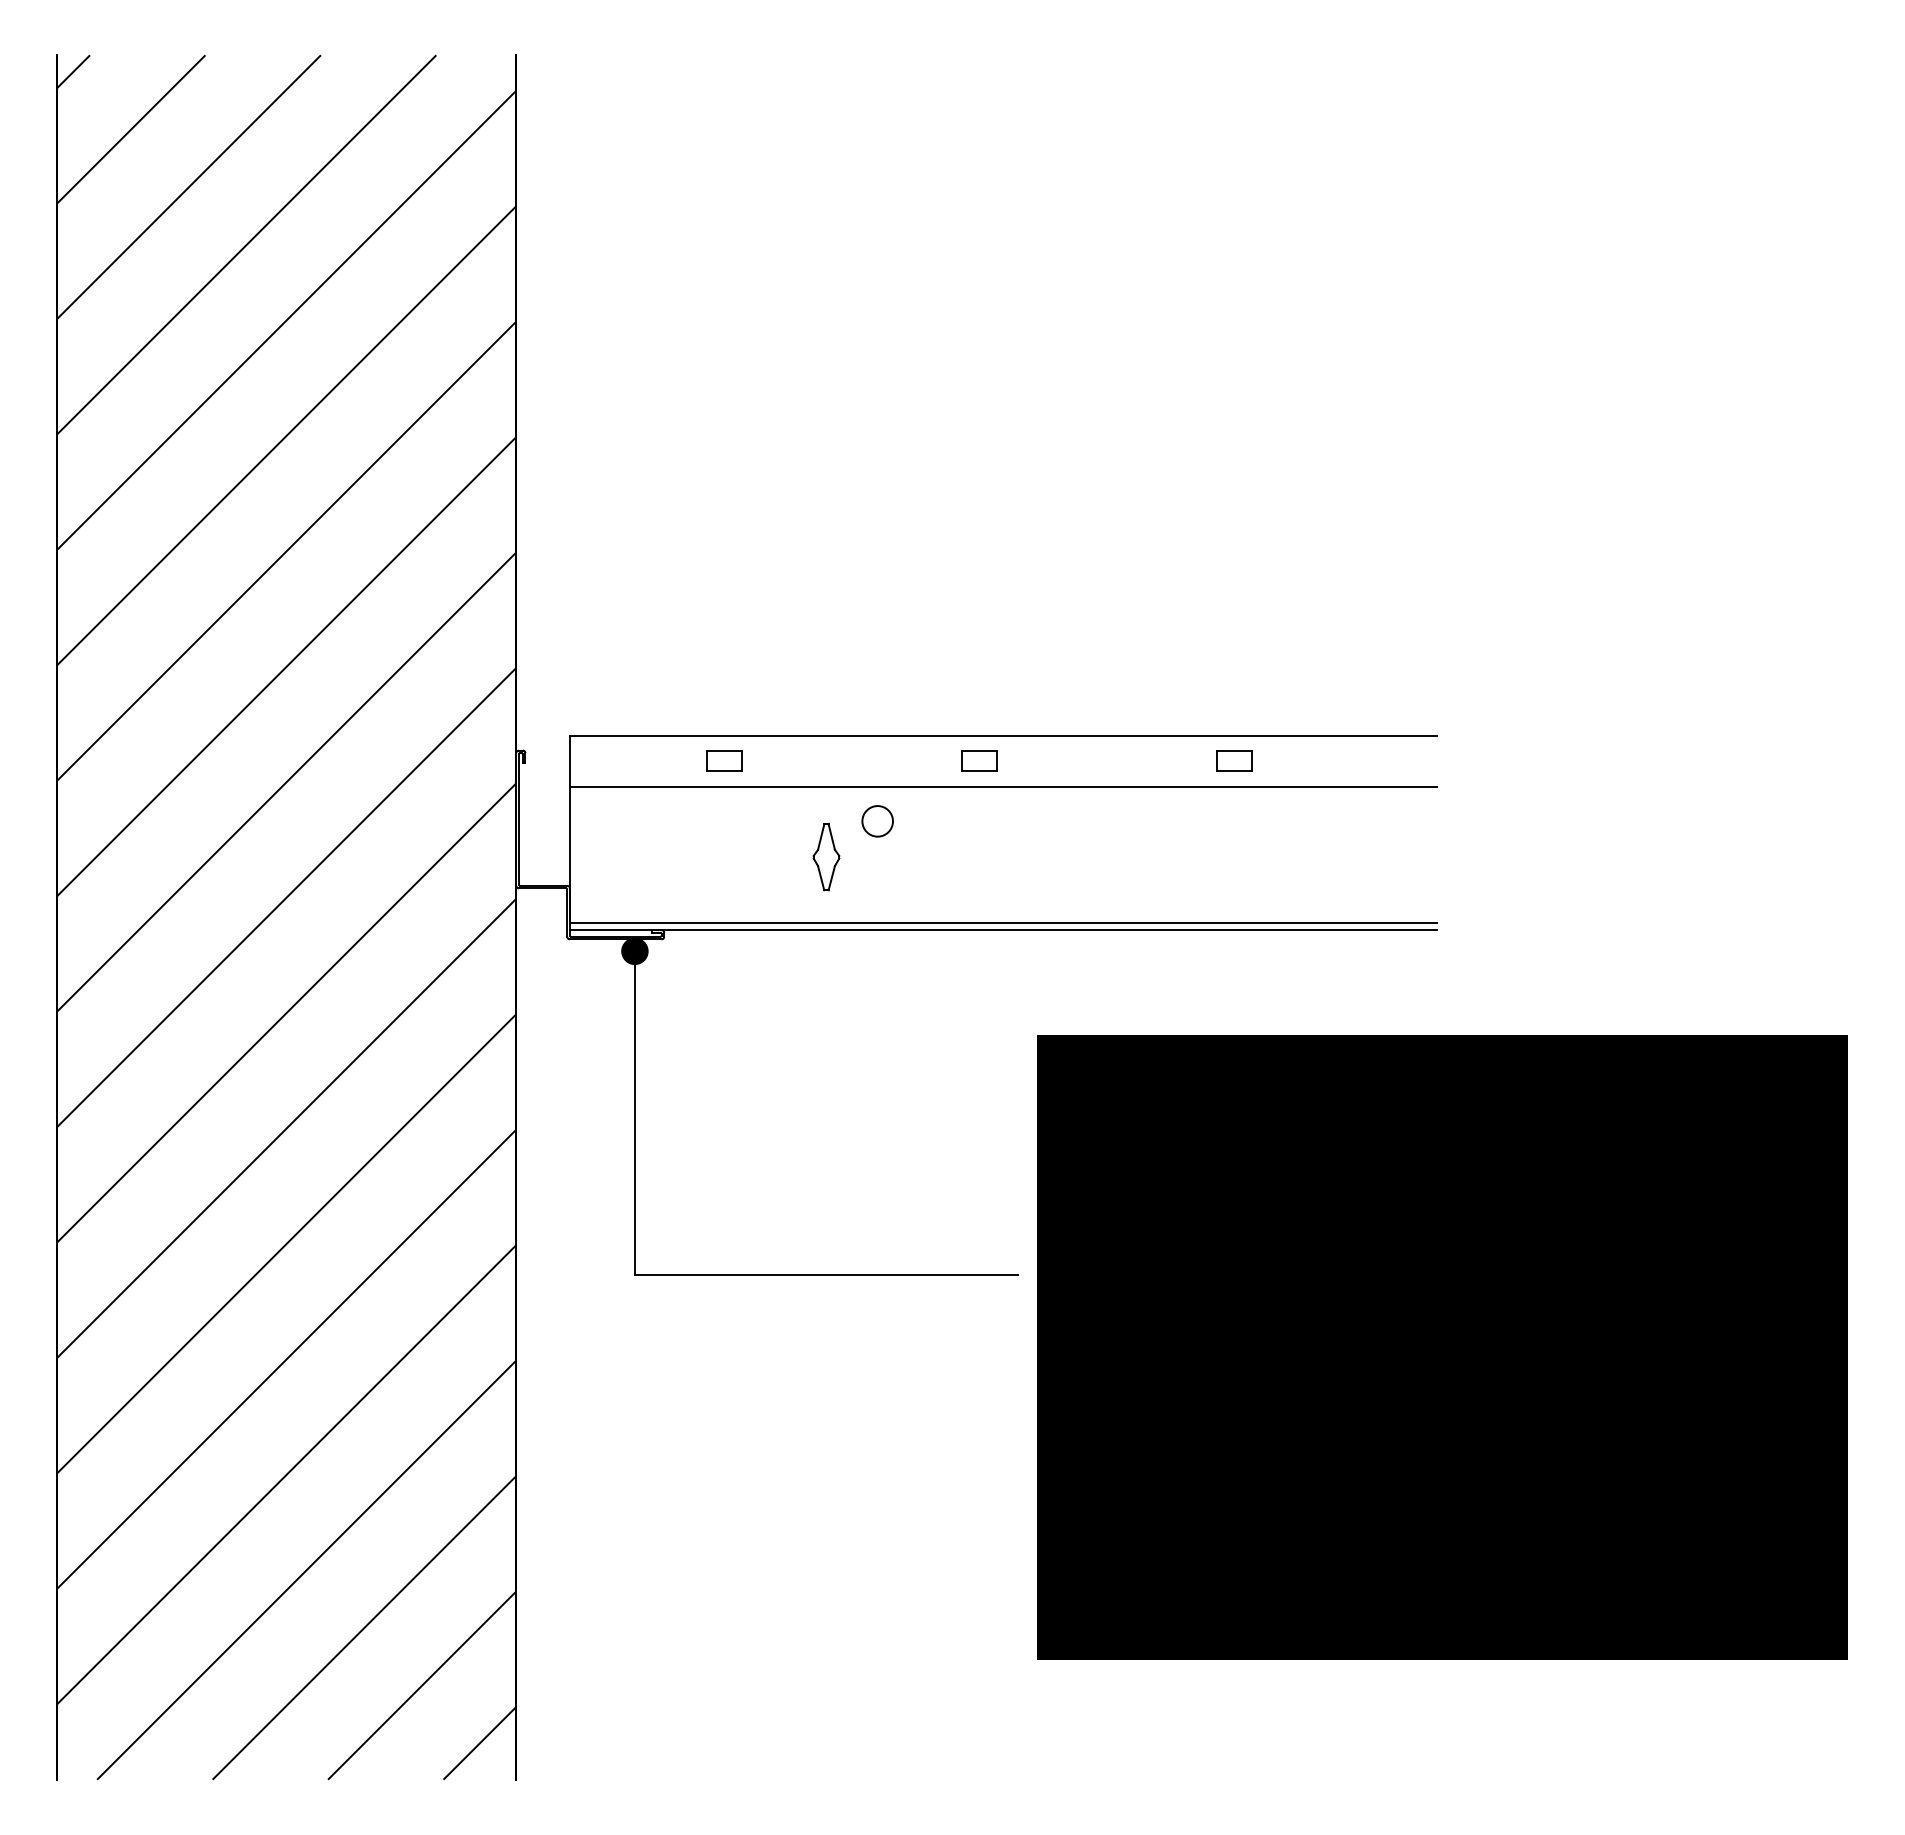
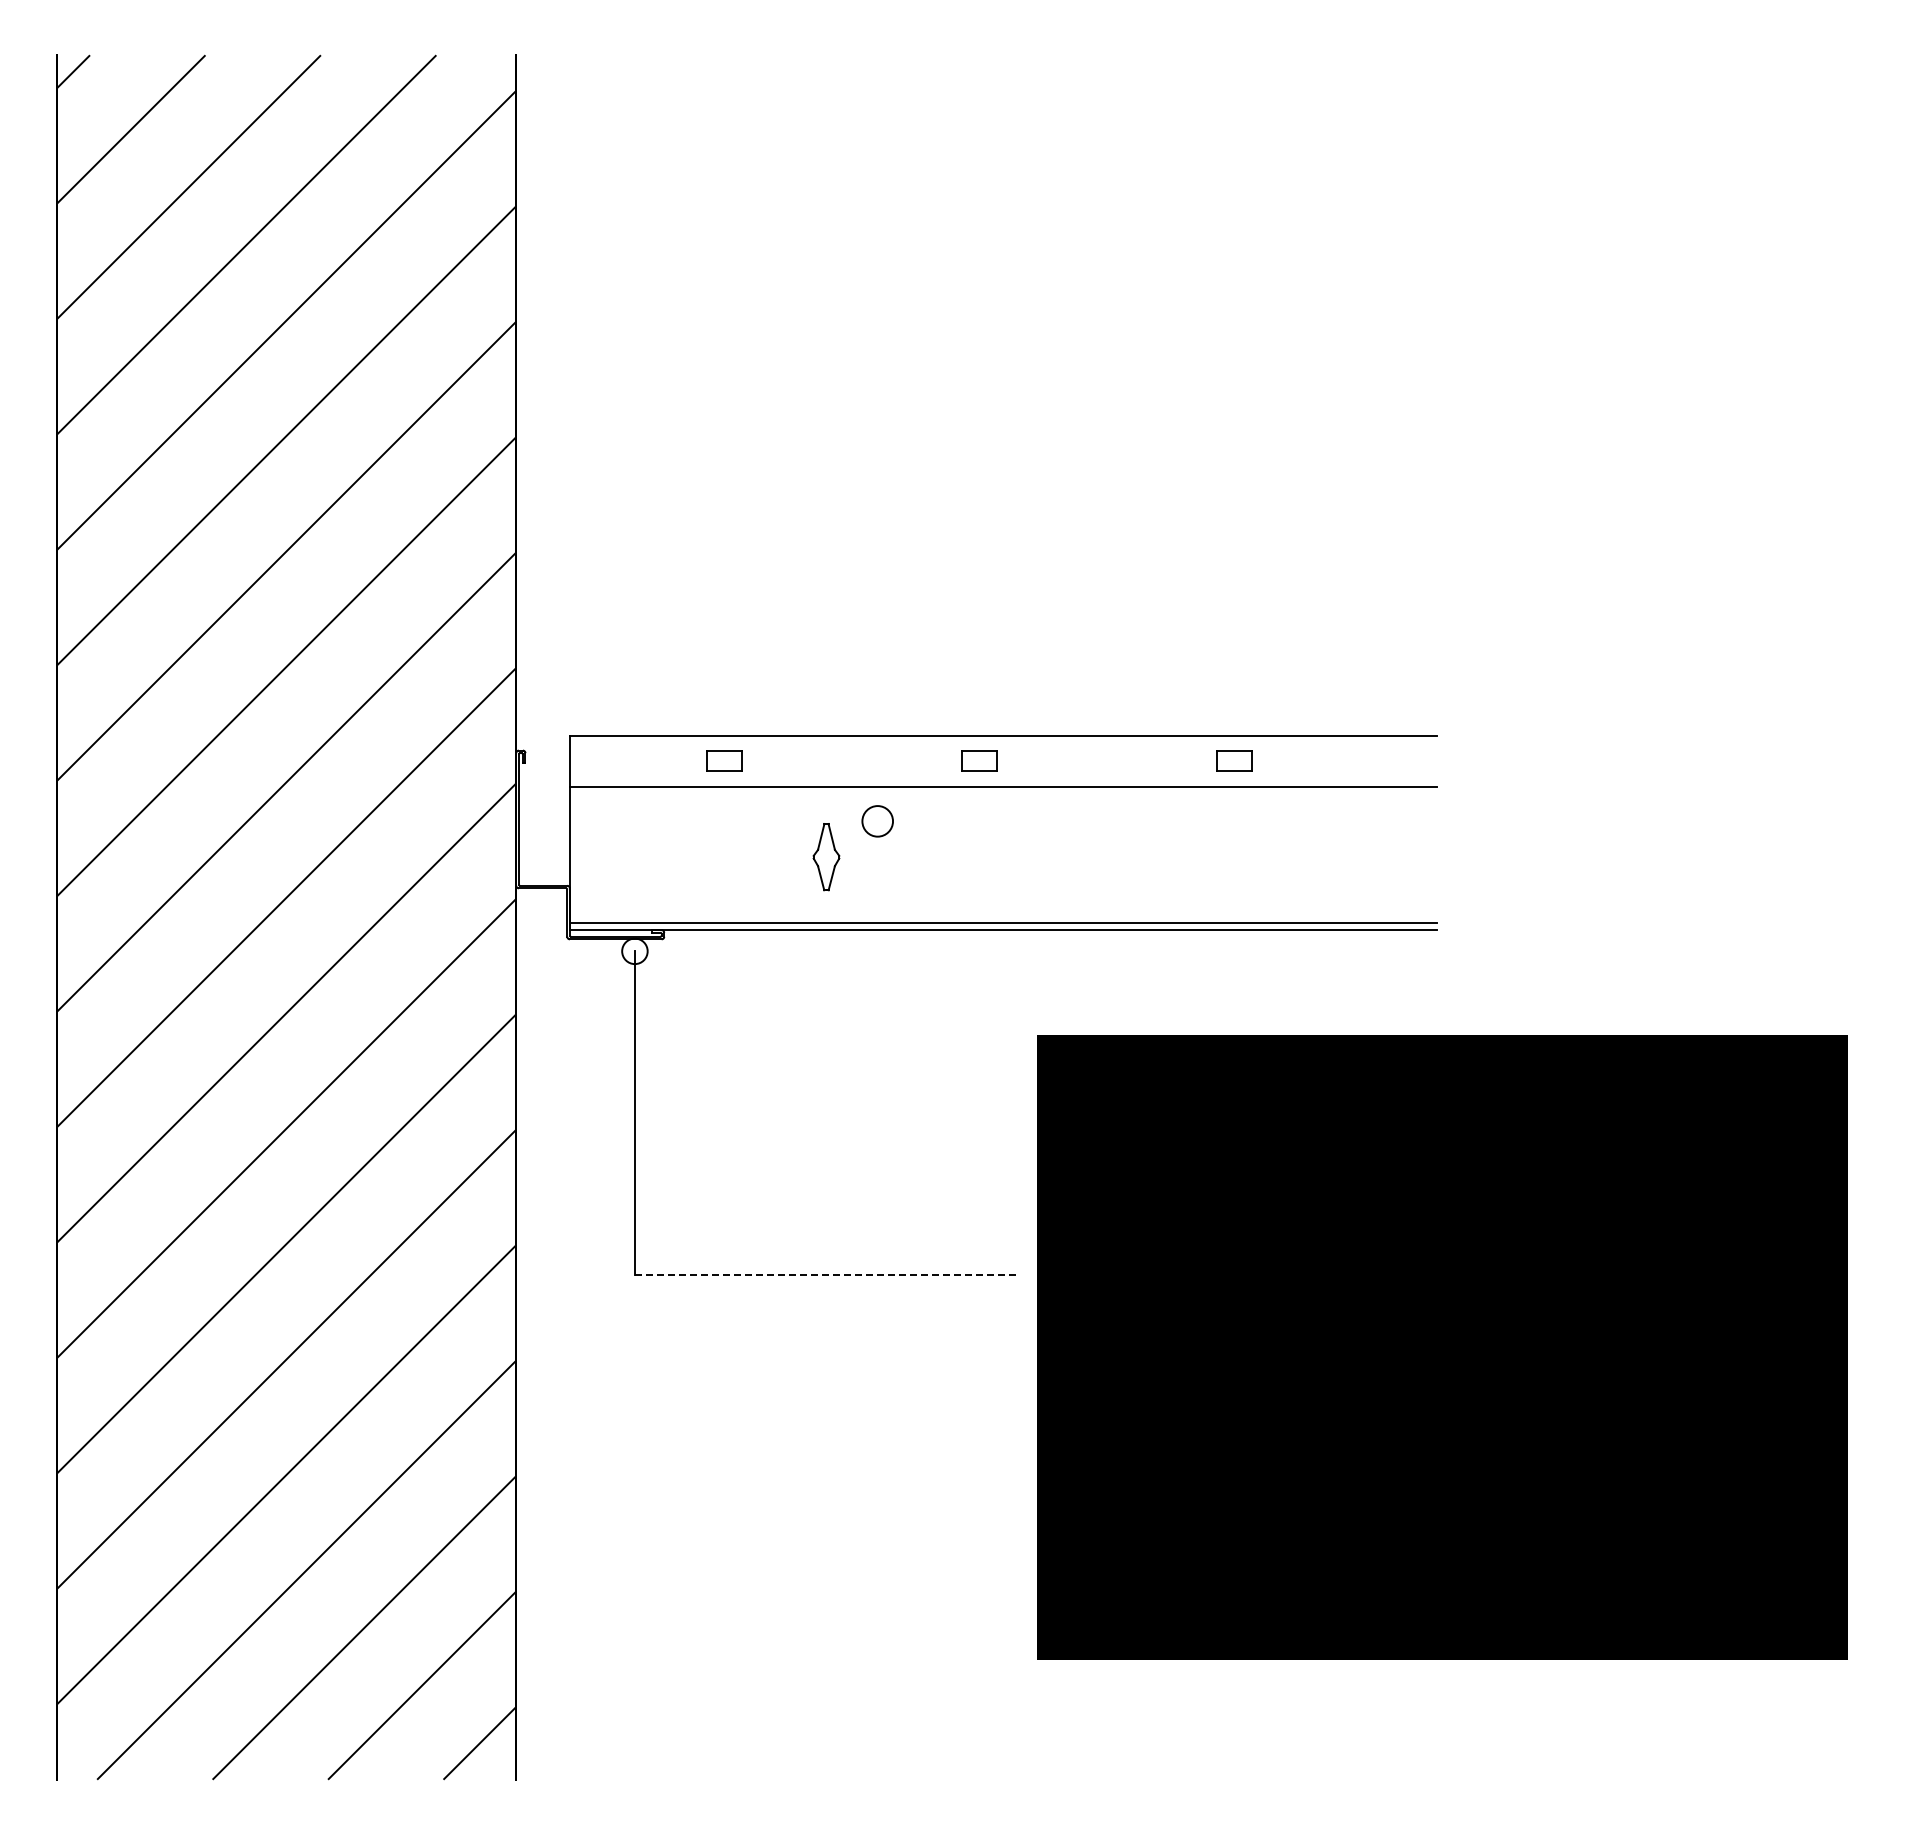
fill: present -> none (634, 951)
line: solid -> dashed (826, 1275)
